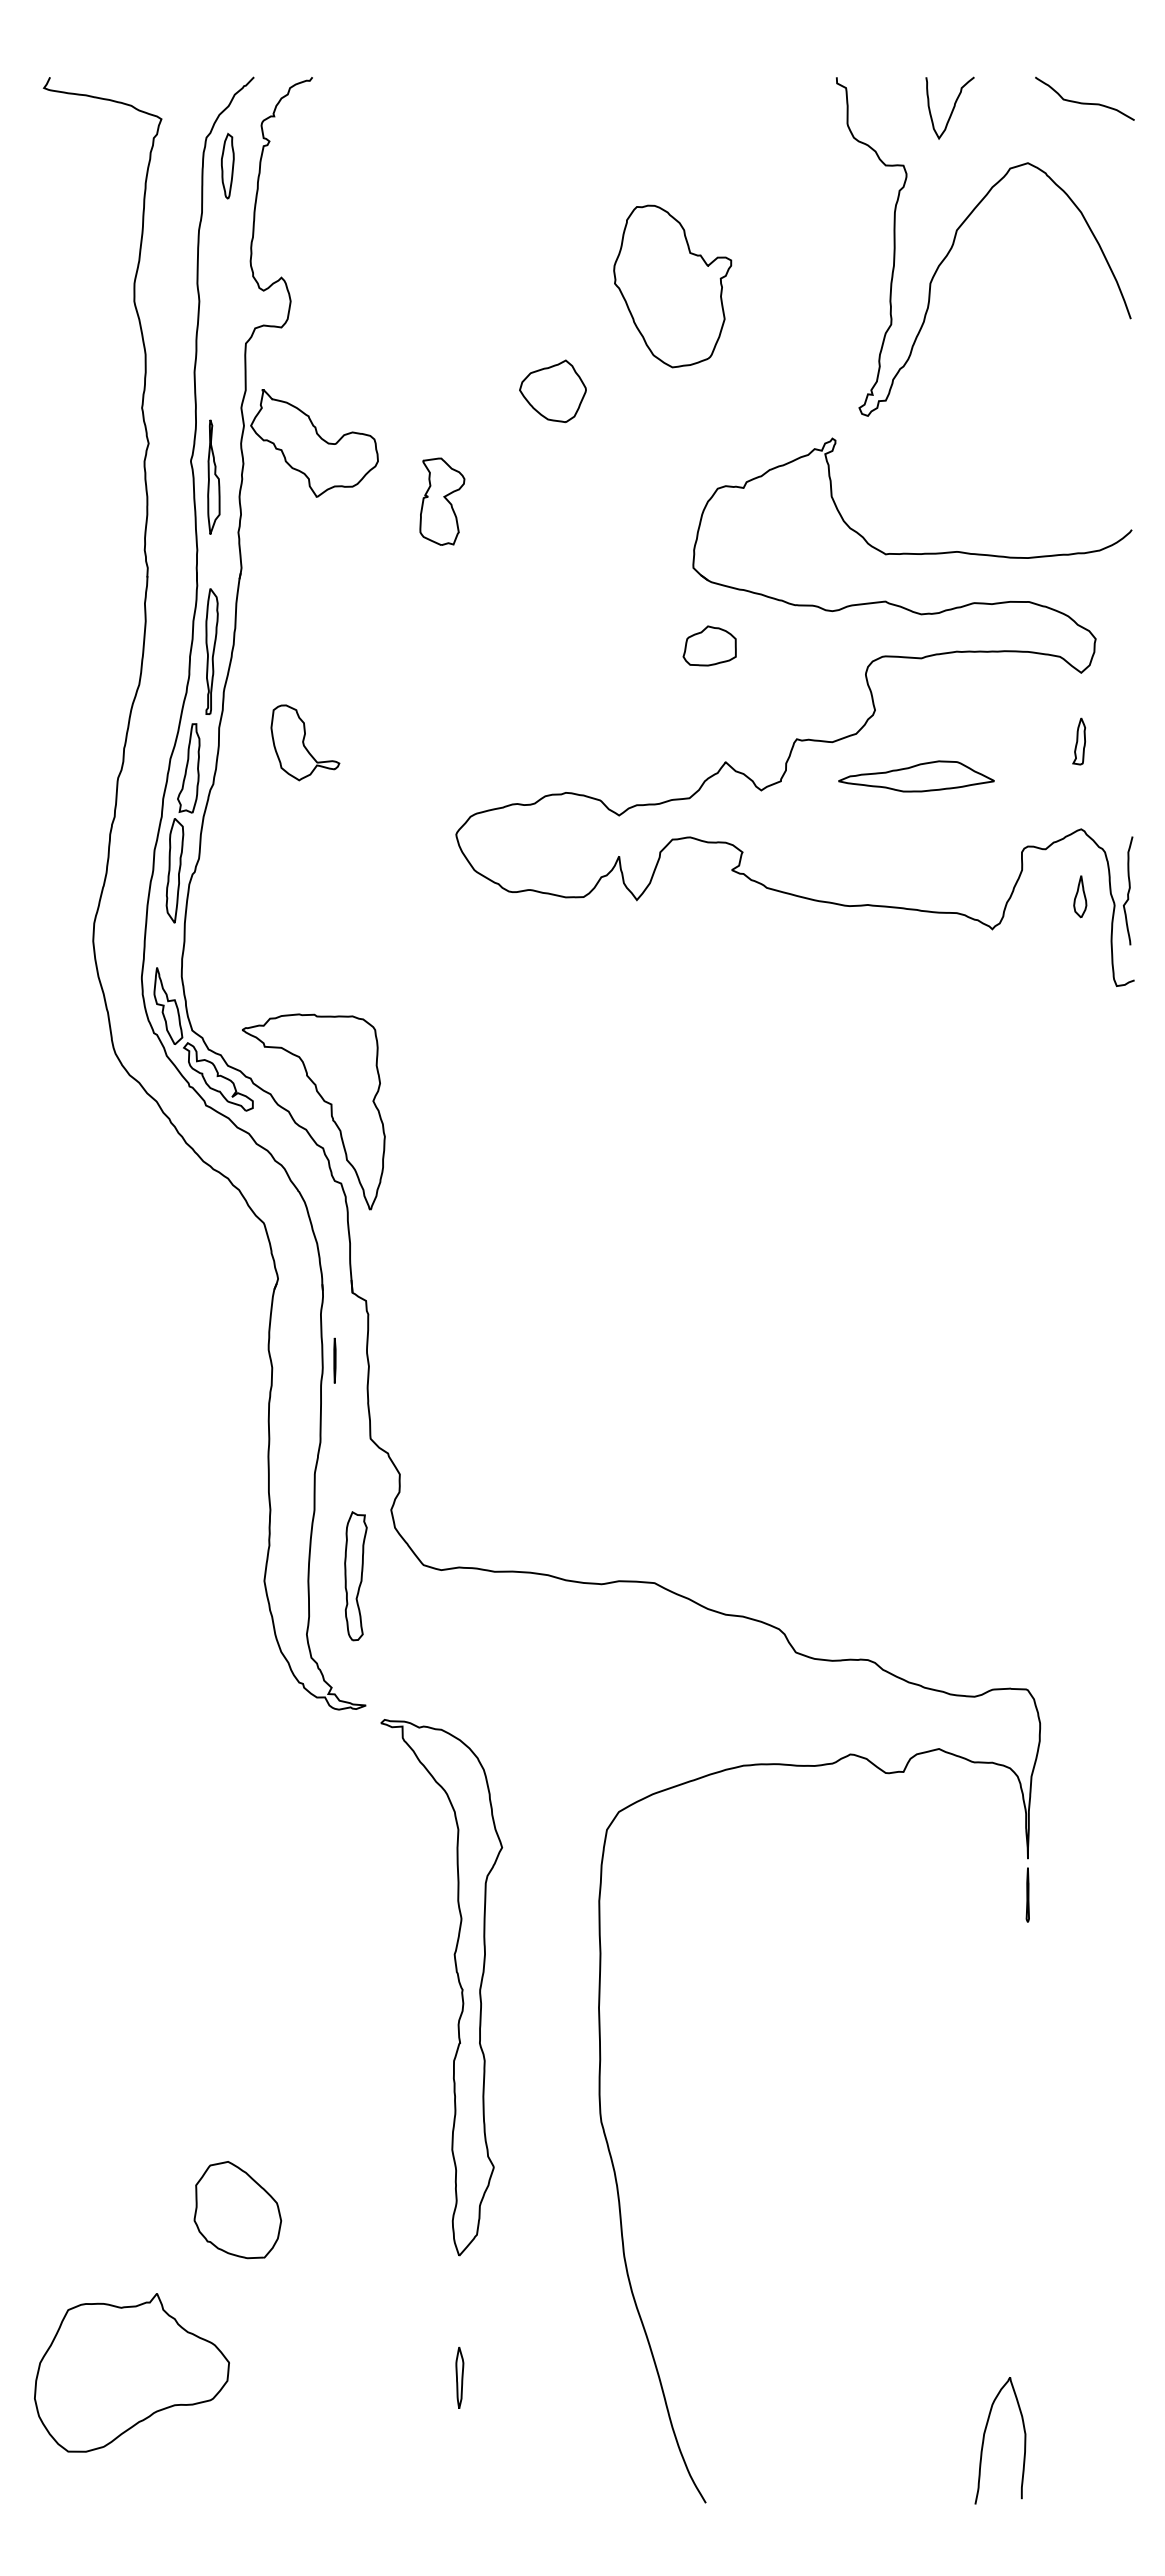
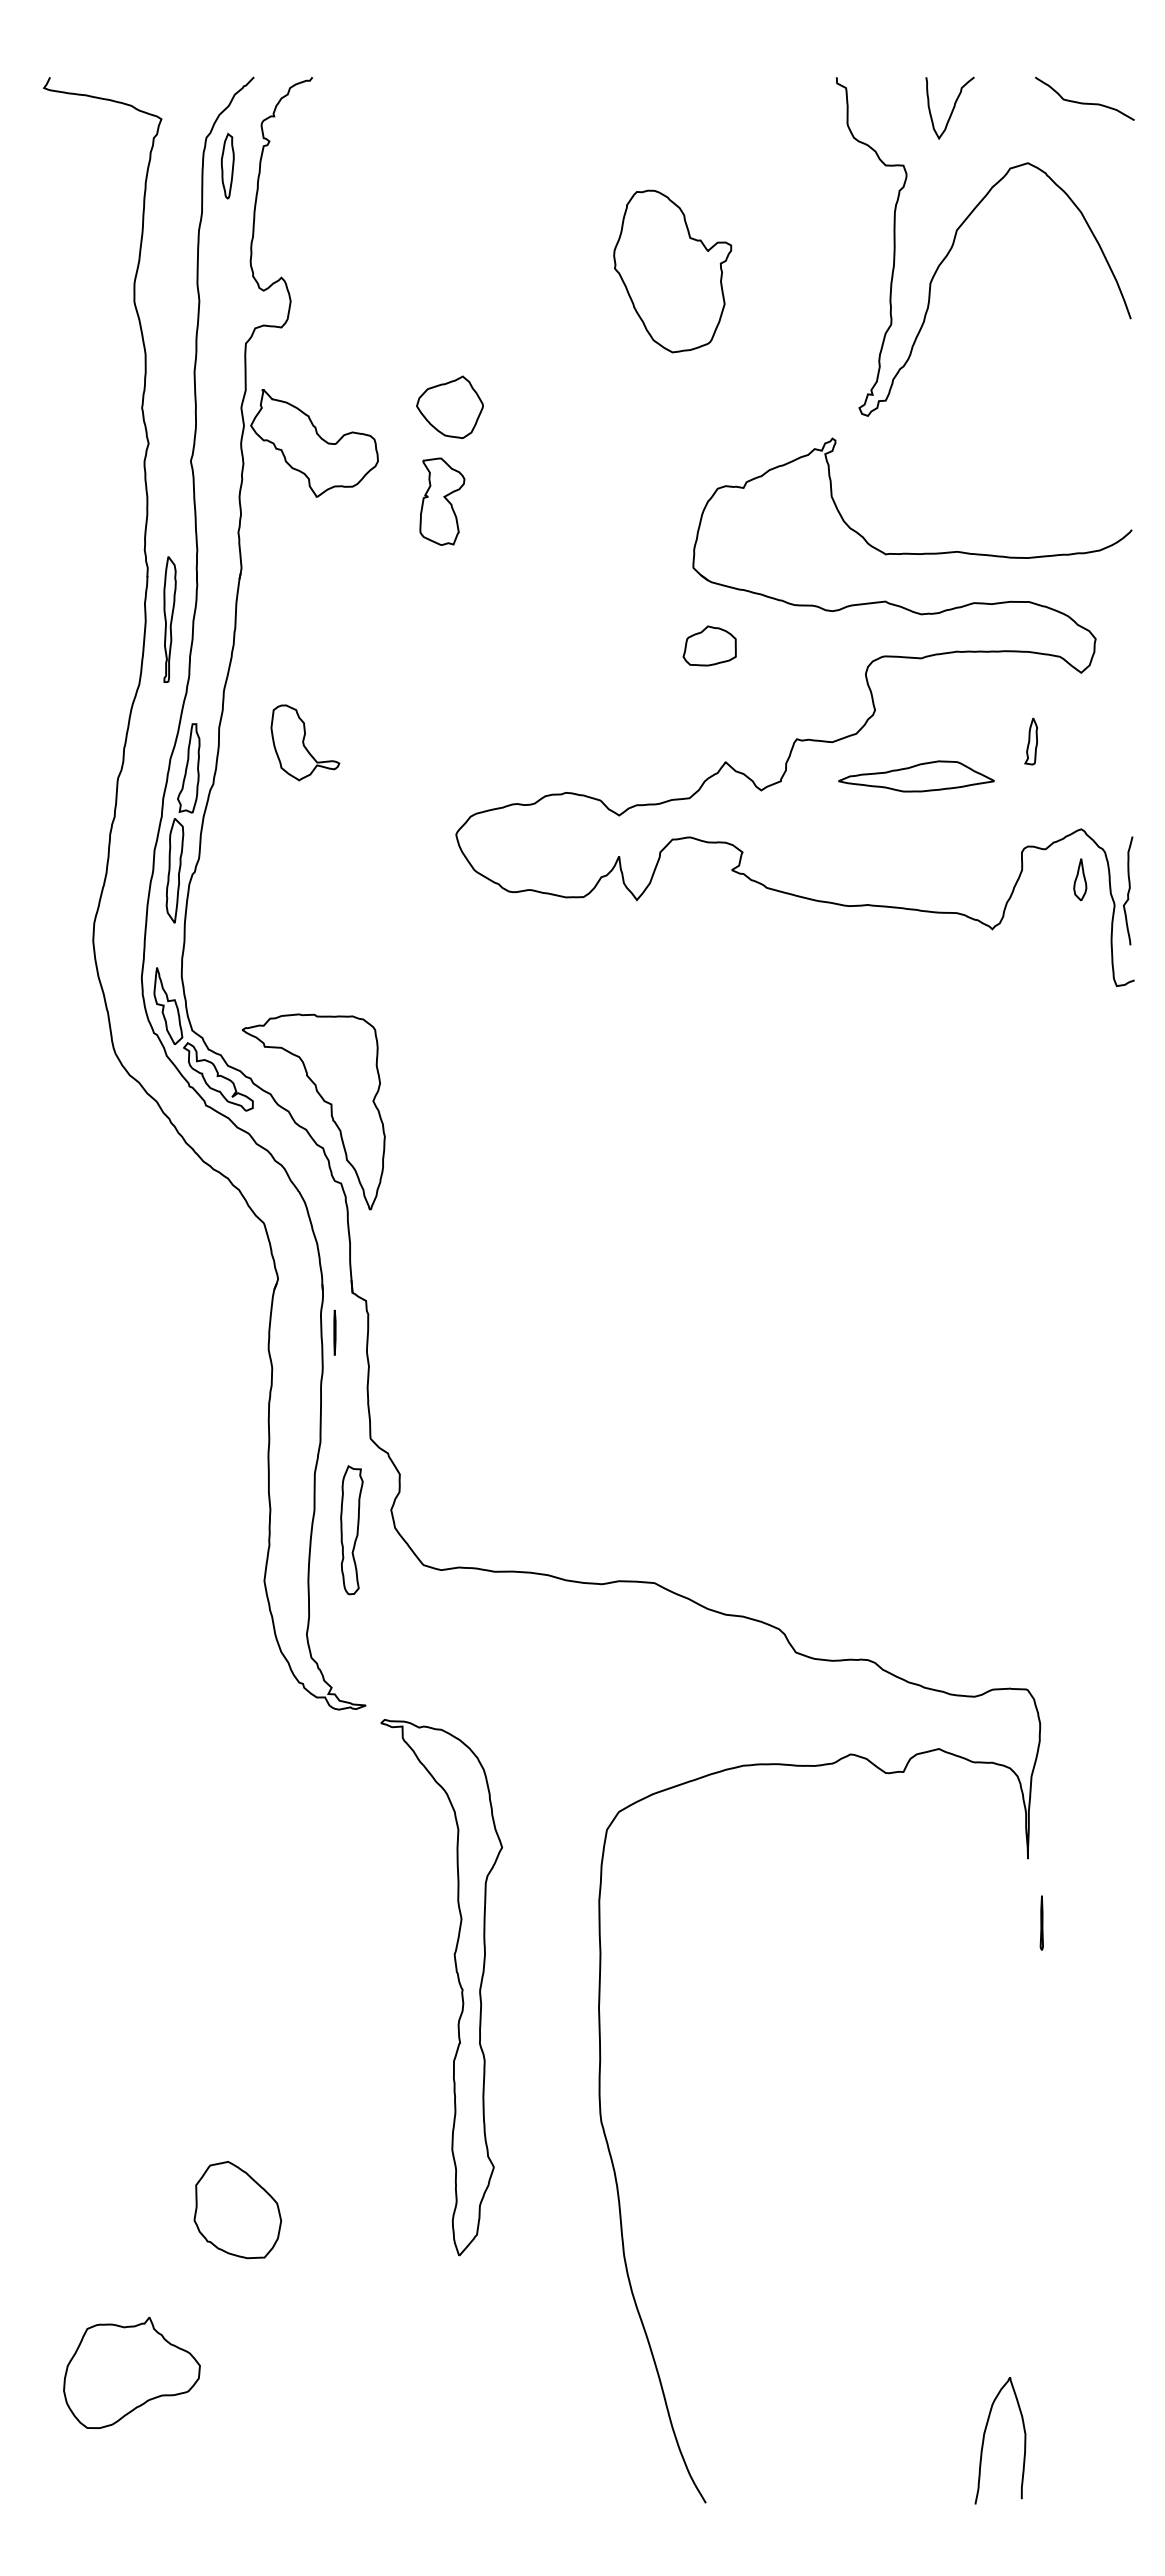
part position: (672, 286) -> (672, 271) (672, 271)
part position: (552, 391) -> (449, 407) (449, 407)
part: present -> none (213, 476)
part position: (211, 651) -> (169, 619) (169, 619)
part position: (1078, 741) -> (1030, 741) (1030, 741)
part position: (1080, 896) -> (1080, 879) (1080, 879)
line position: (334, 1360) -> (334, 1332) (334, 1332)
part position: (355, 1576) -> (351, 1530) (351, 1530)
line position: (1027, 1894) -> (1041, 1922) (1041, 1922)
part size: 196x160 px -> 138x112 px (131, 2372)
part: present -> none (459, 2377)
